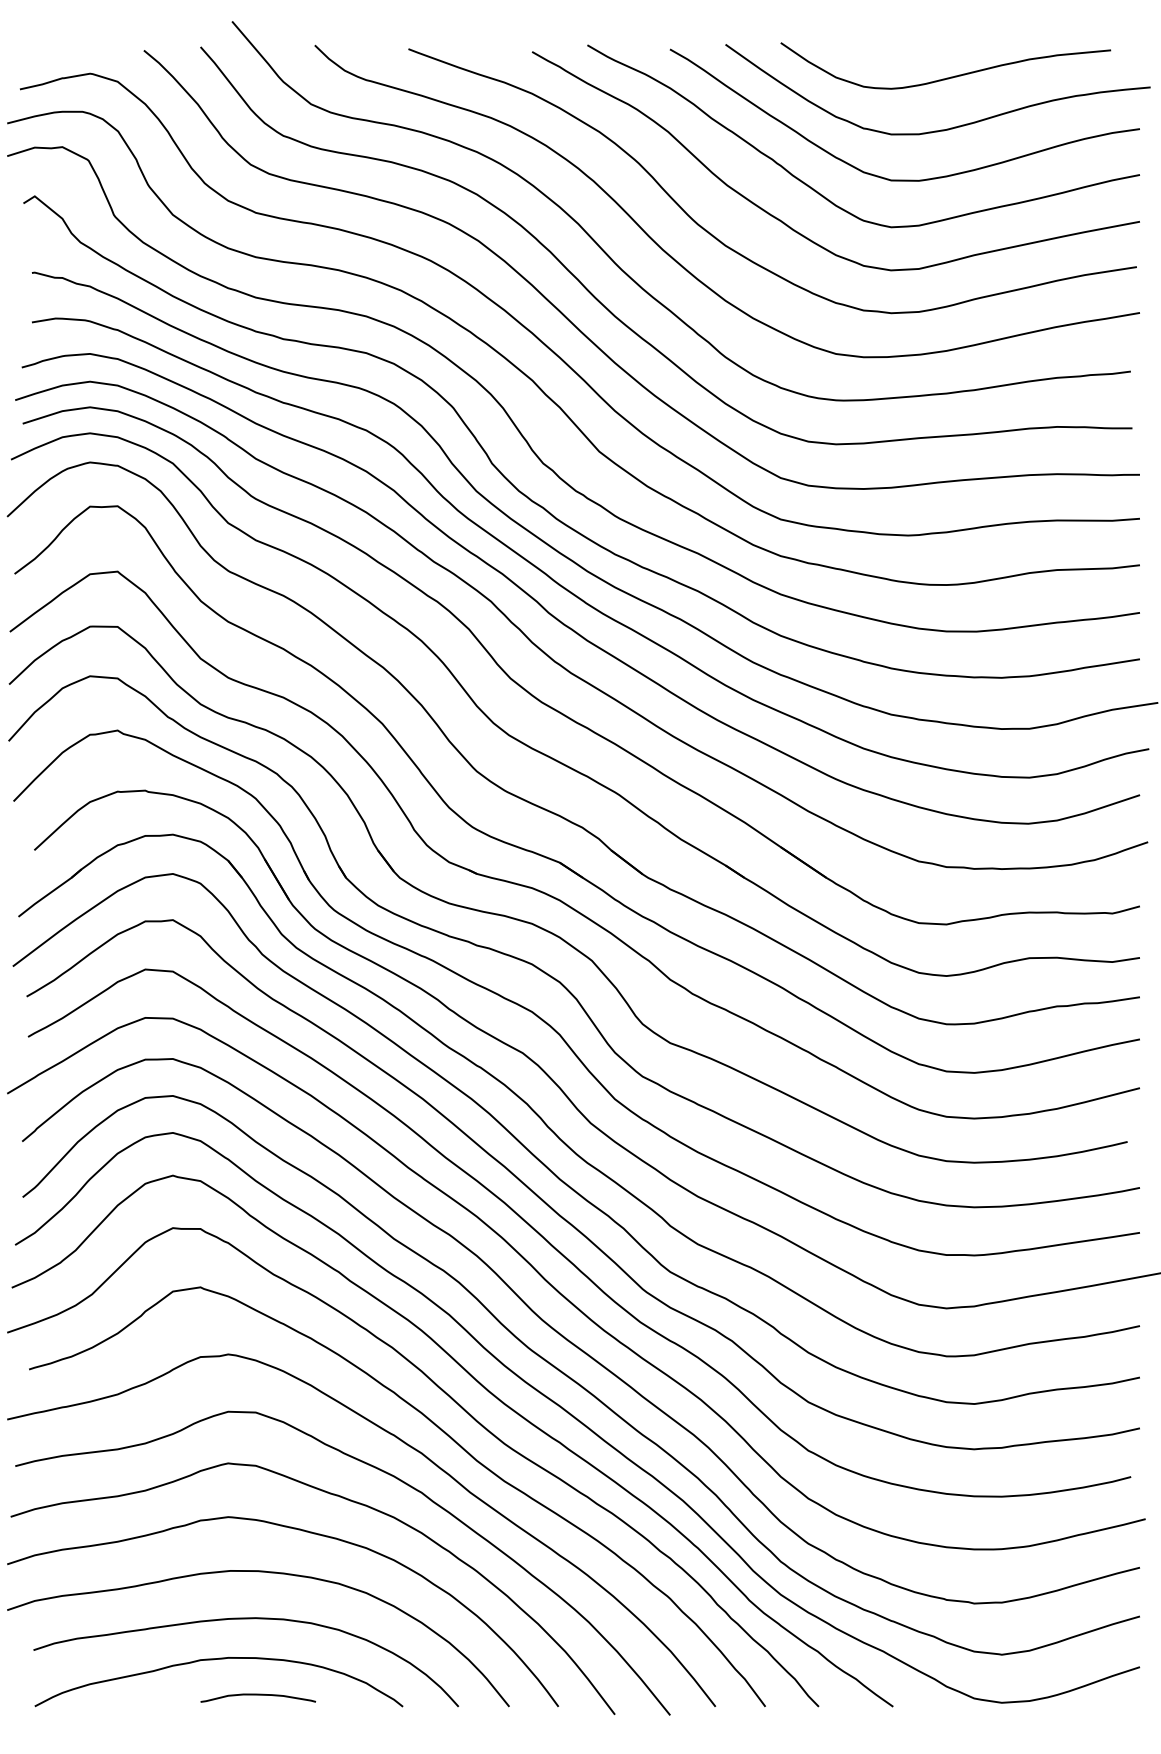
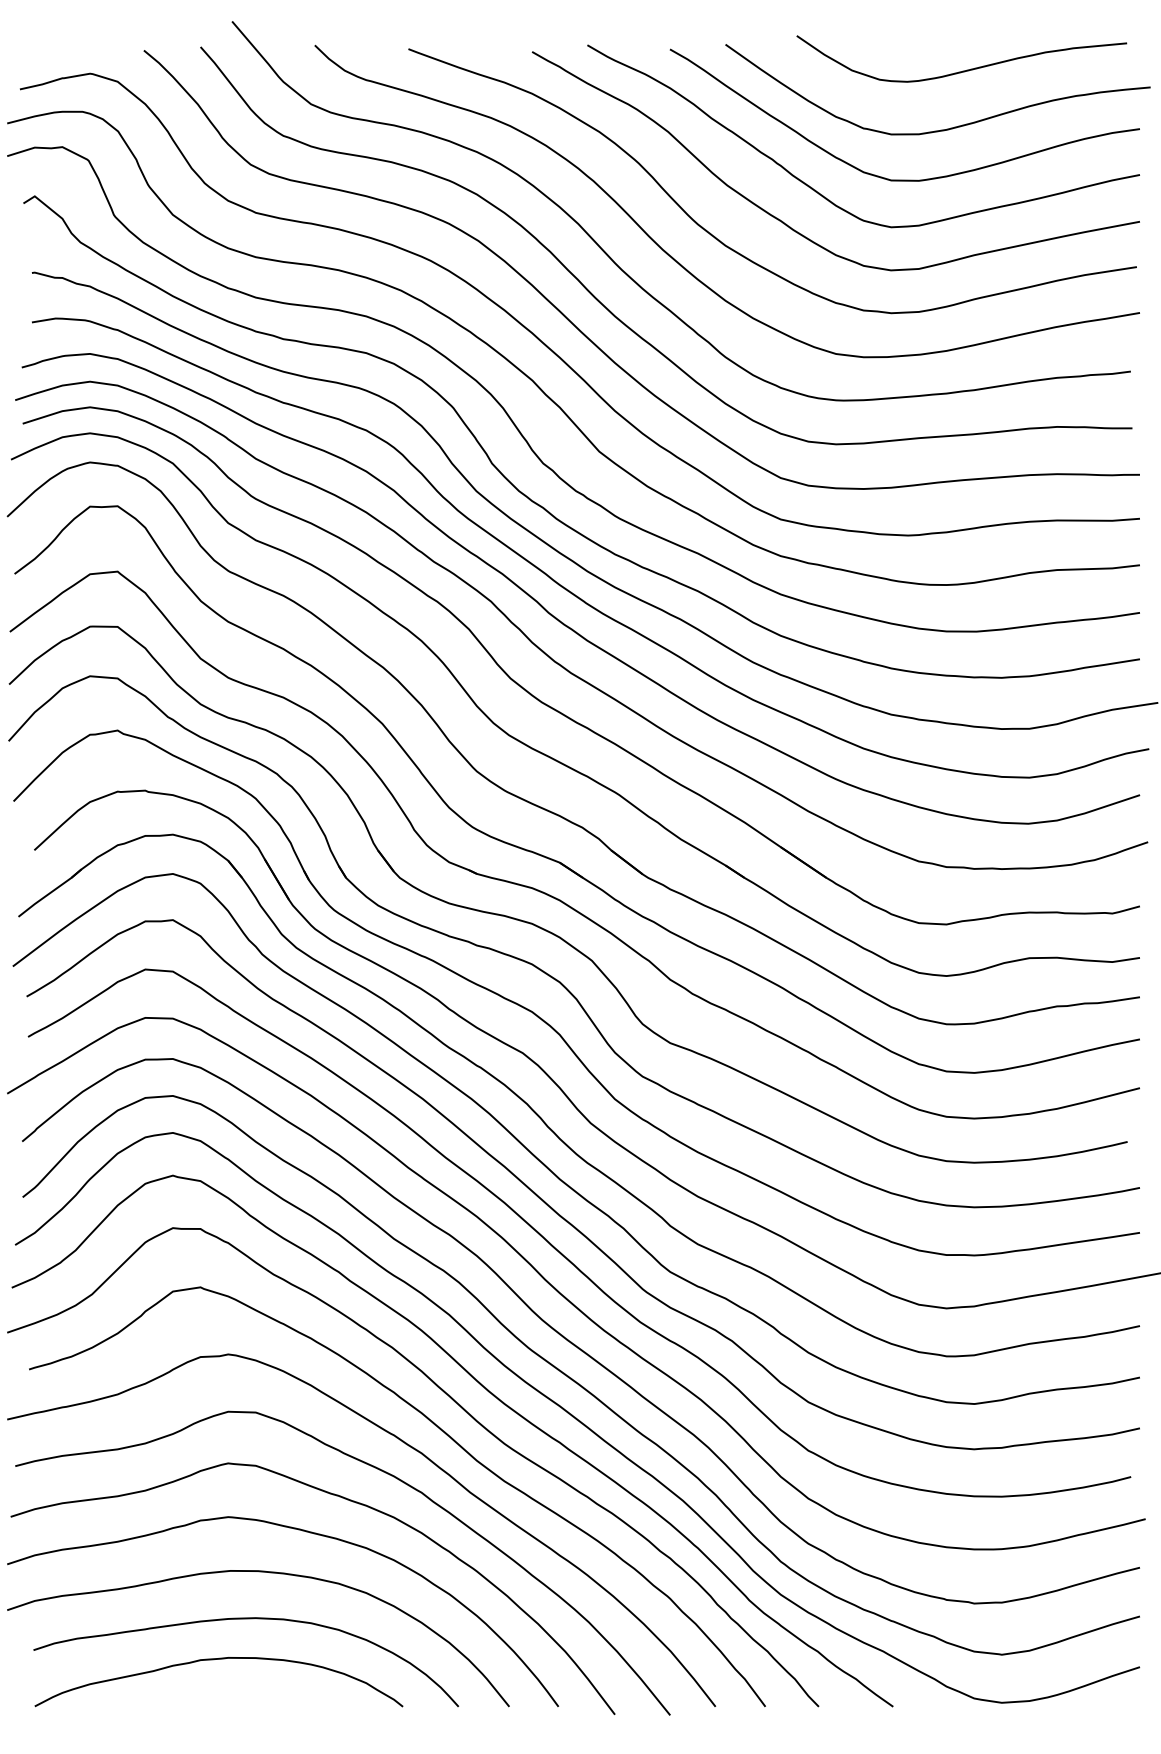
curve position: (946, 77) -> (962, 70) (962, 70)
curve: present -> none (258, 1695)
